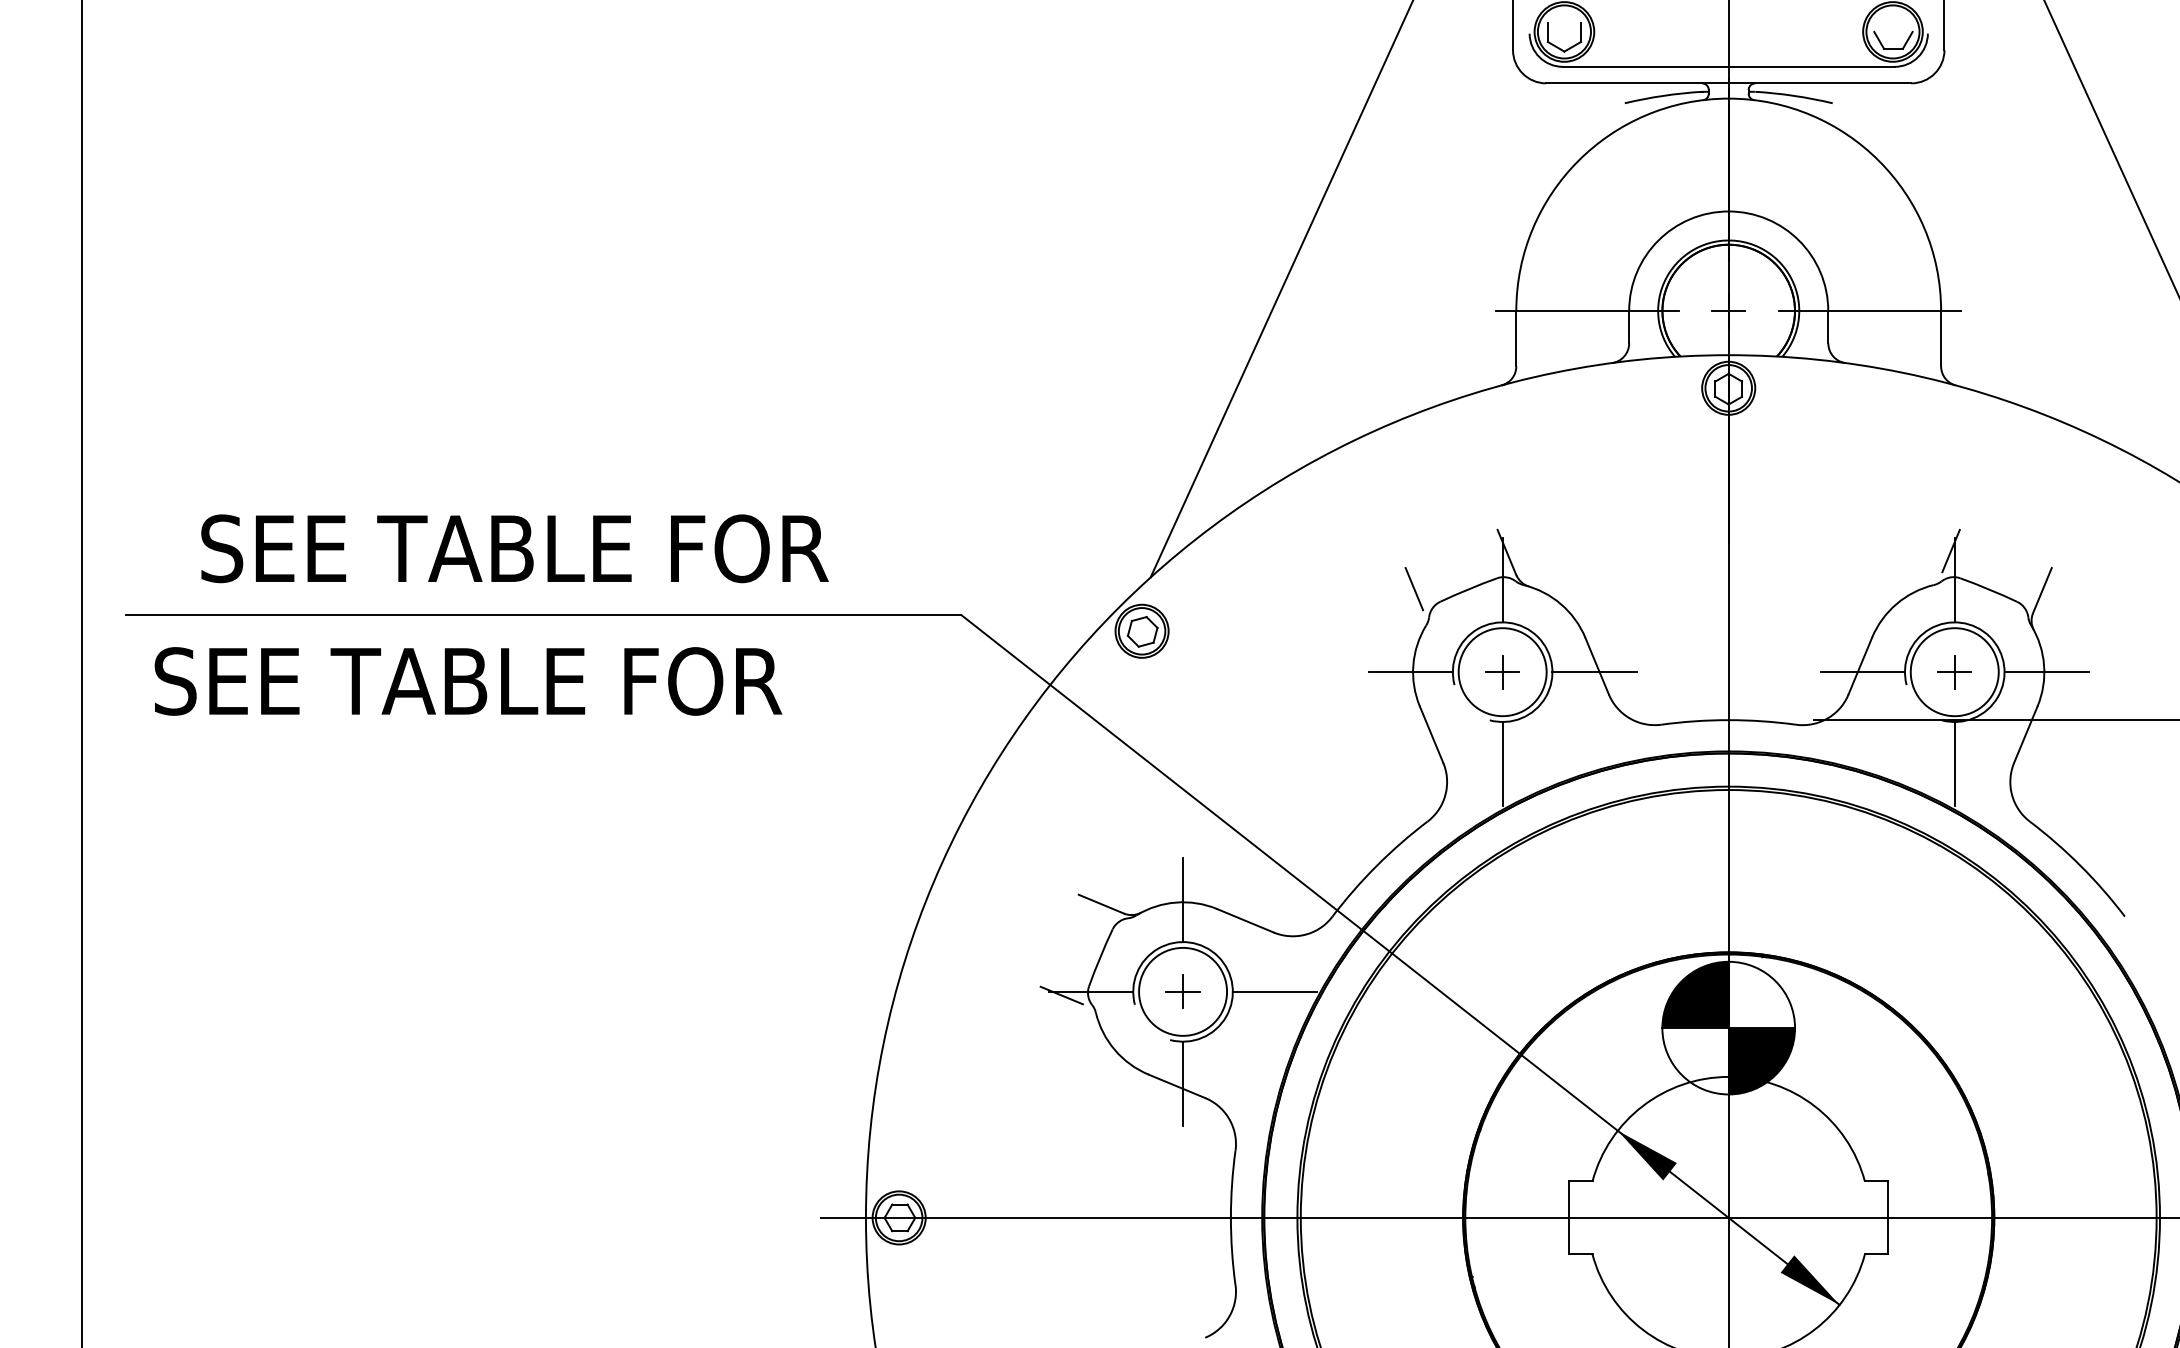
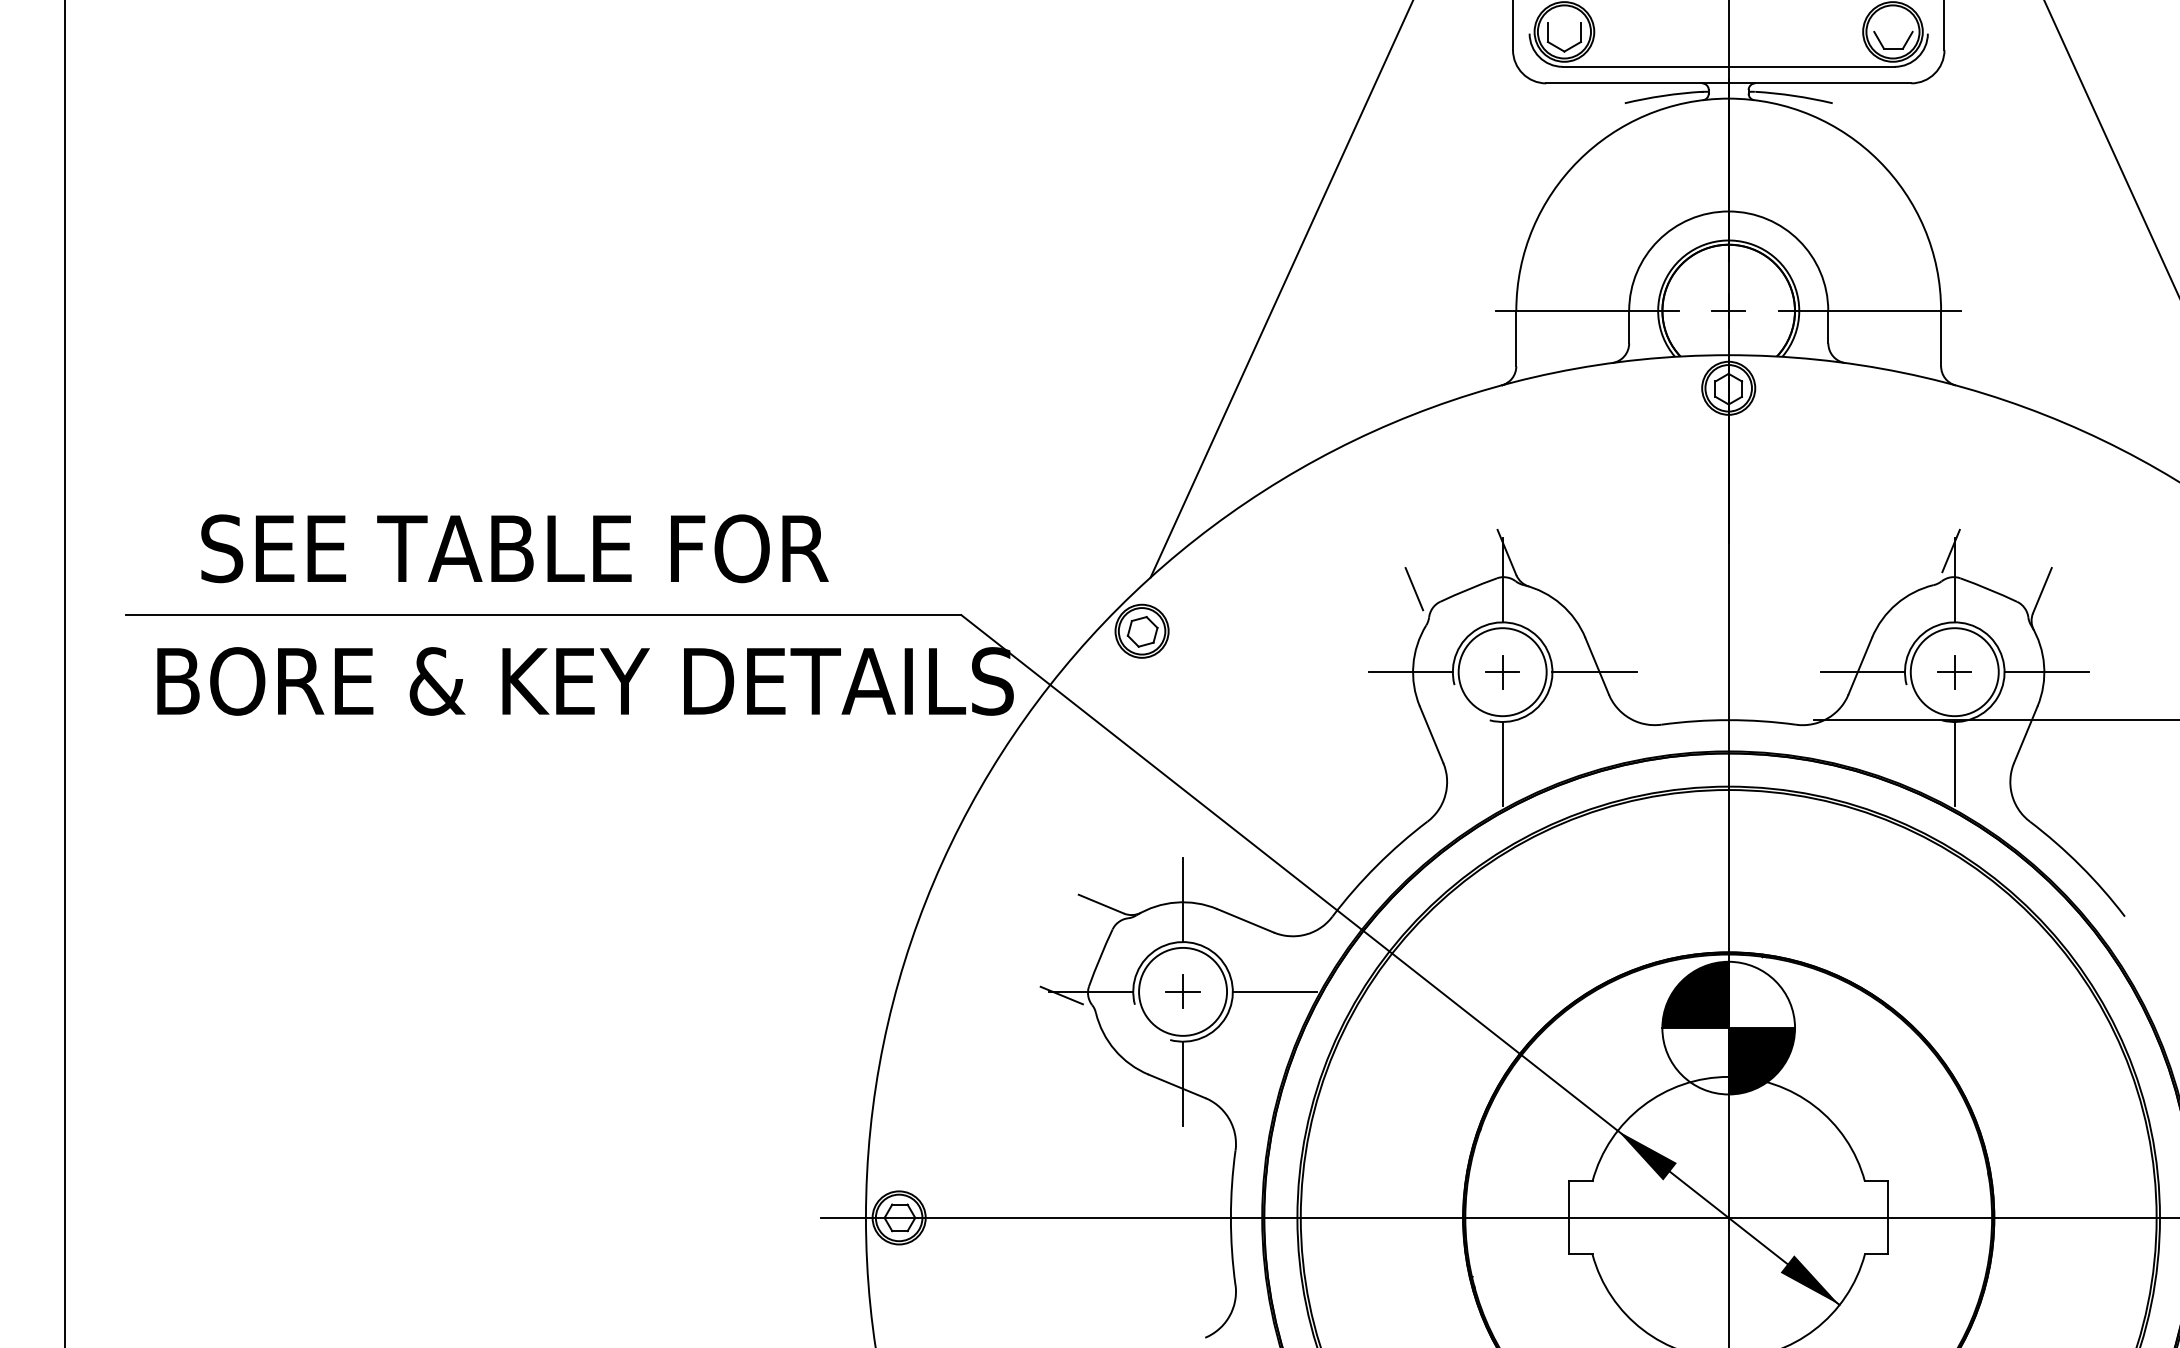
line position: (82, 673) -> (65, 673) (65, 673)
text: SEE TABLE FOR -> BORE & KEY DETAILS (583, 681)
